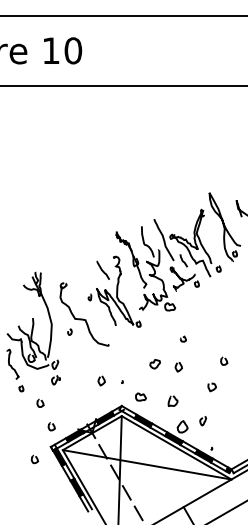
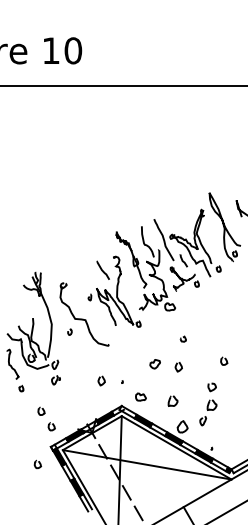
line: present -> none (123, 15)
part position: (40, 402) -> (41, 410) (41, 410)
curve: none -> present (209, 404)
curve position: (32, 459) -> (35, 464) (35, 464)
